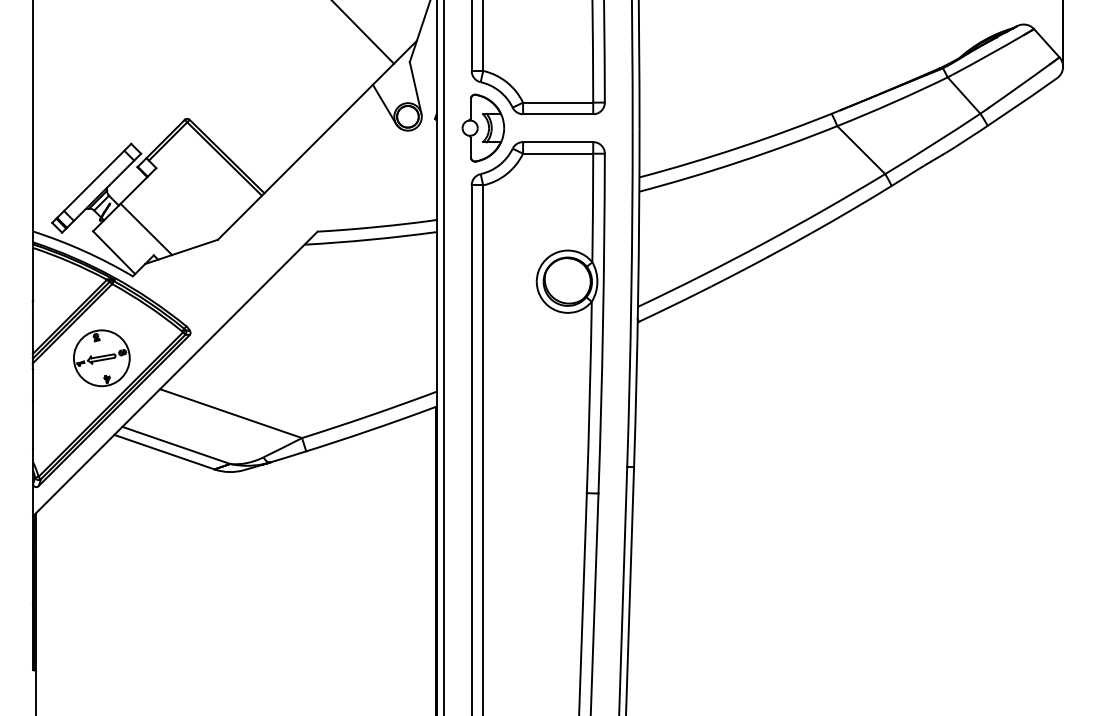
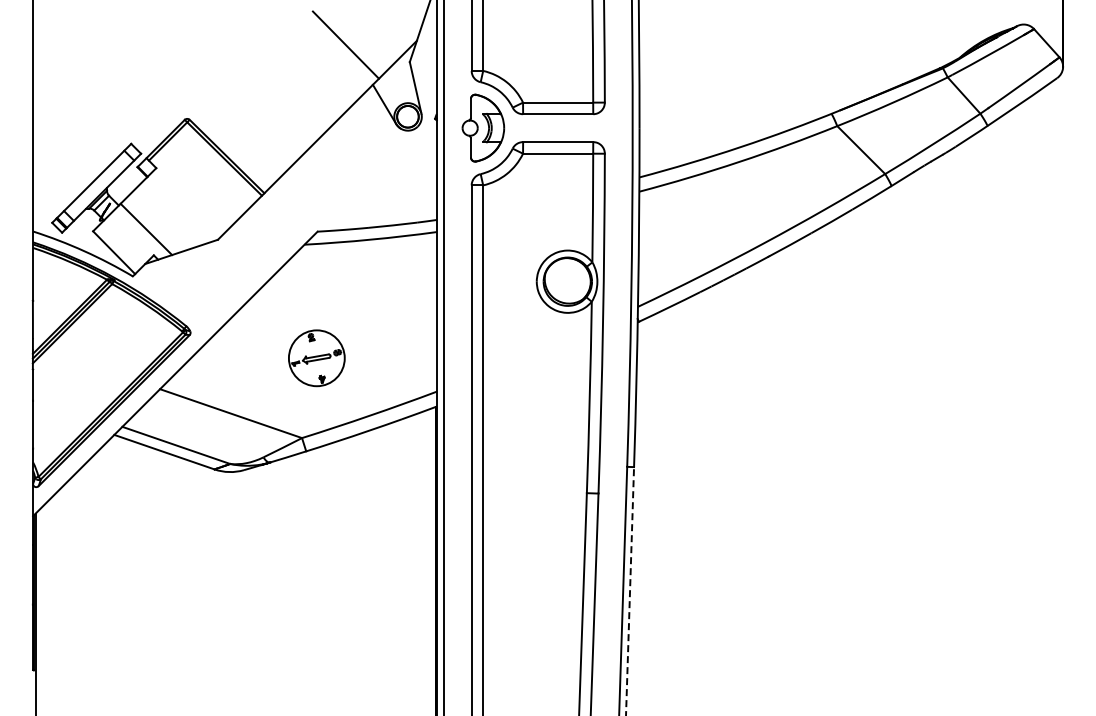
line position: (363, 32) -> (345, 44) (345, 44)
part position: (101, 358) -> (316, 358) (316, 358)
line: solid -> dashed (630, 590)
